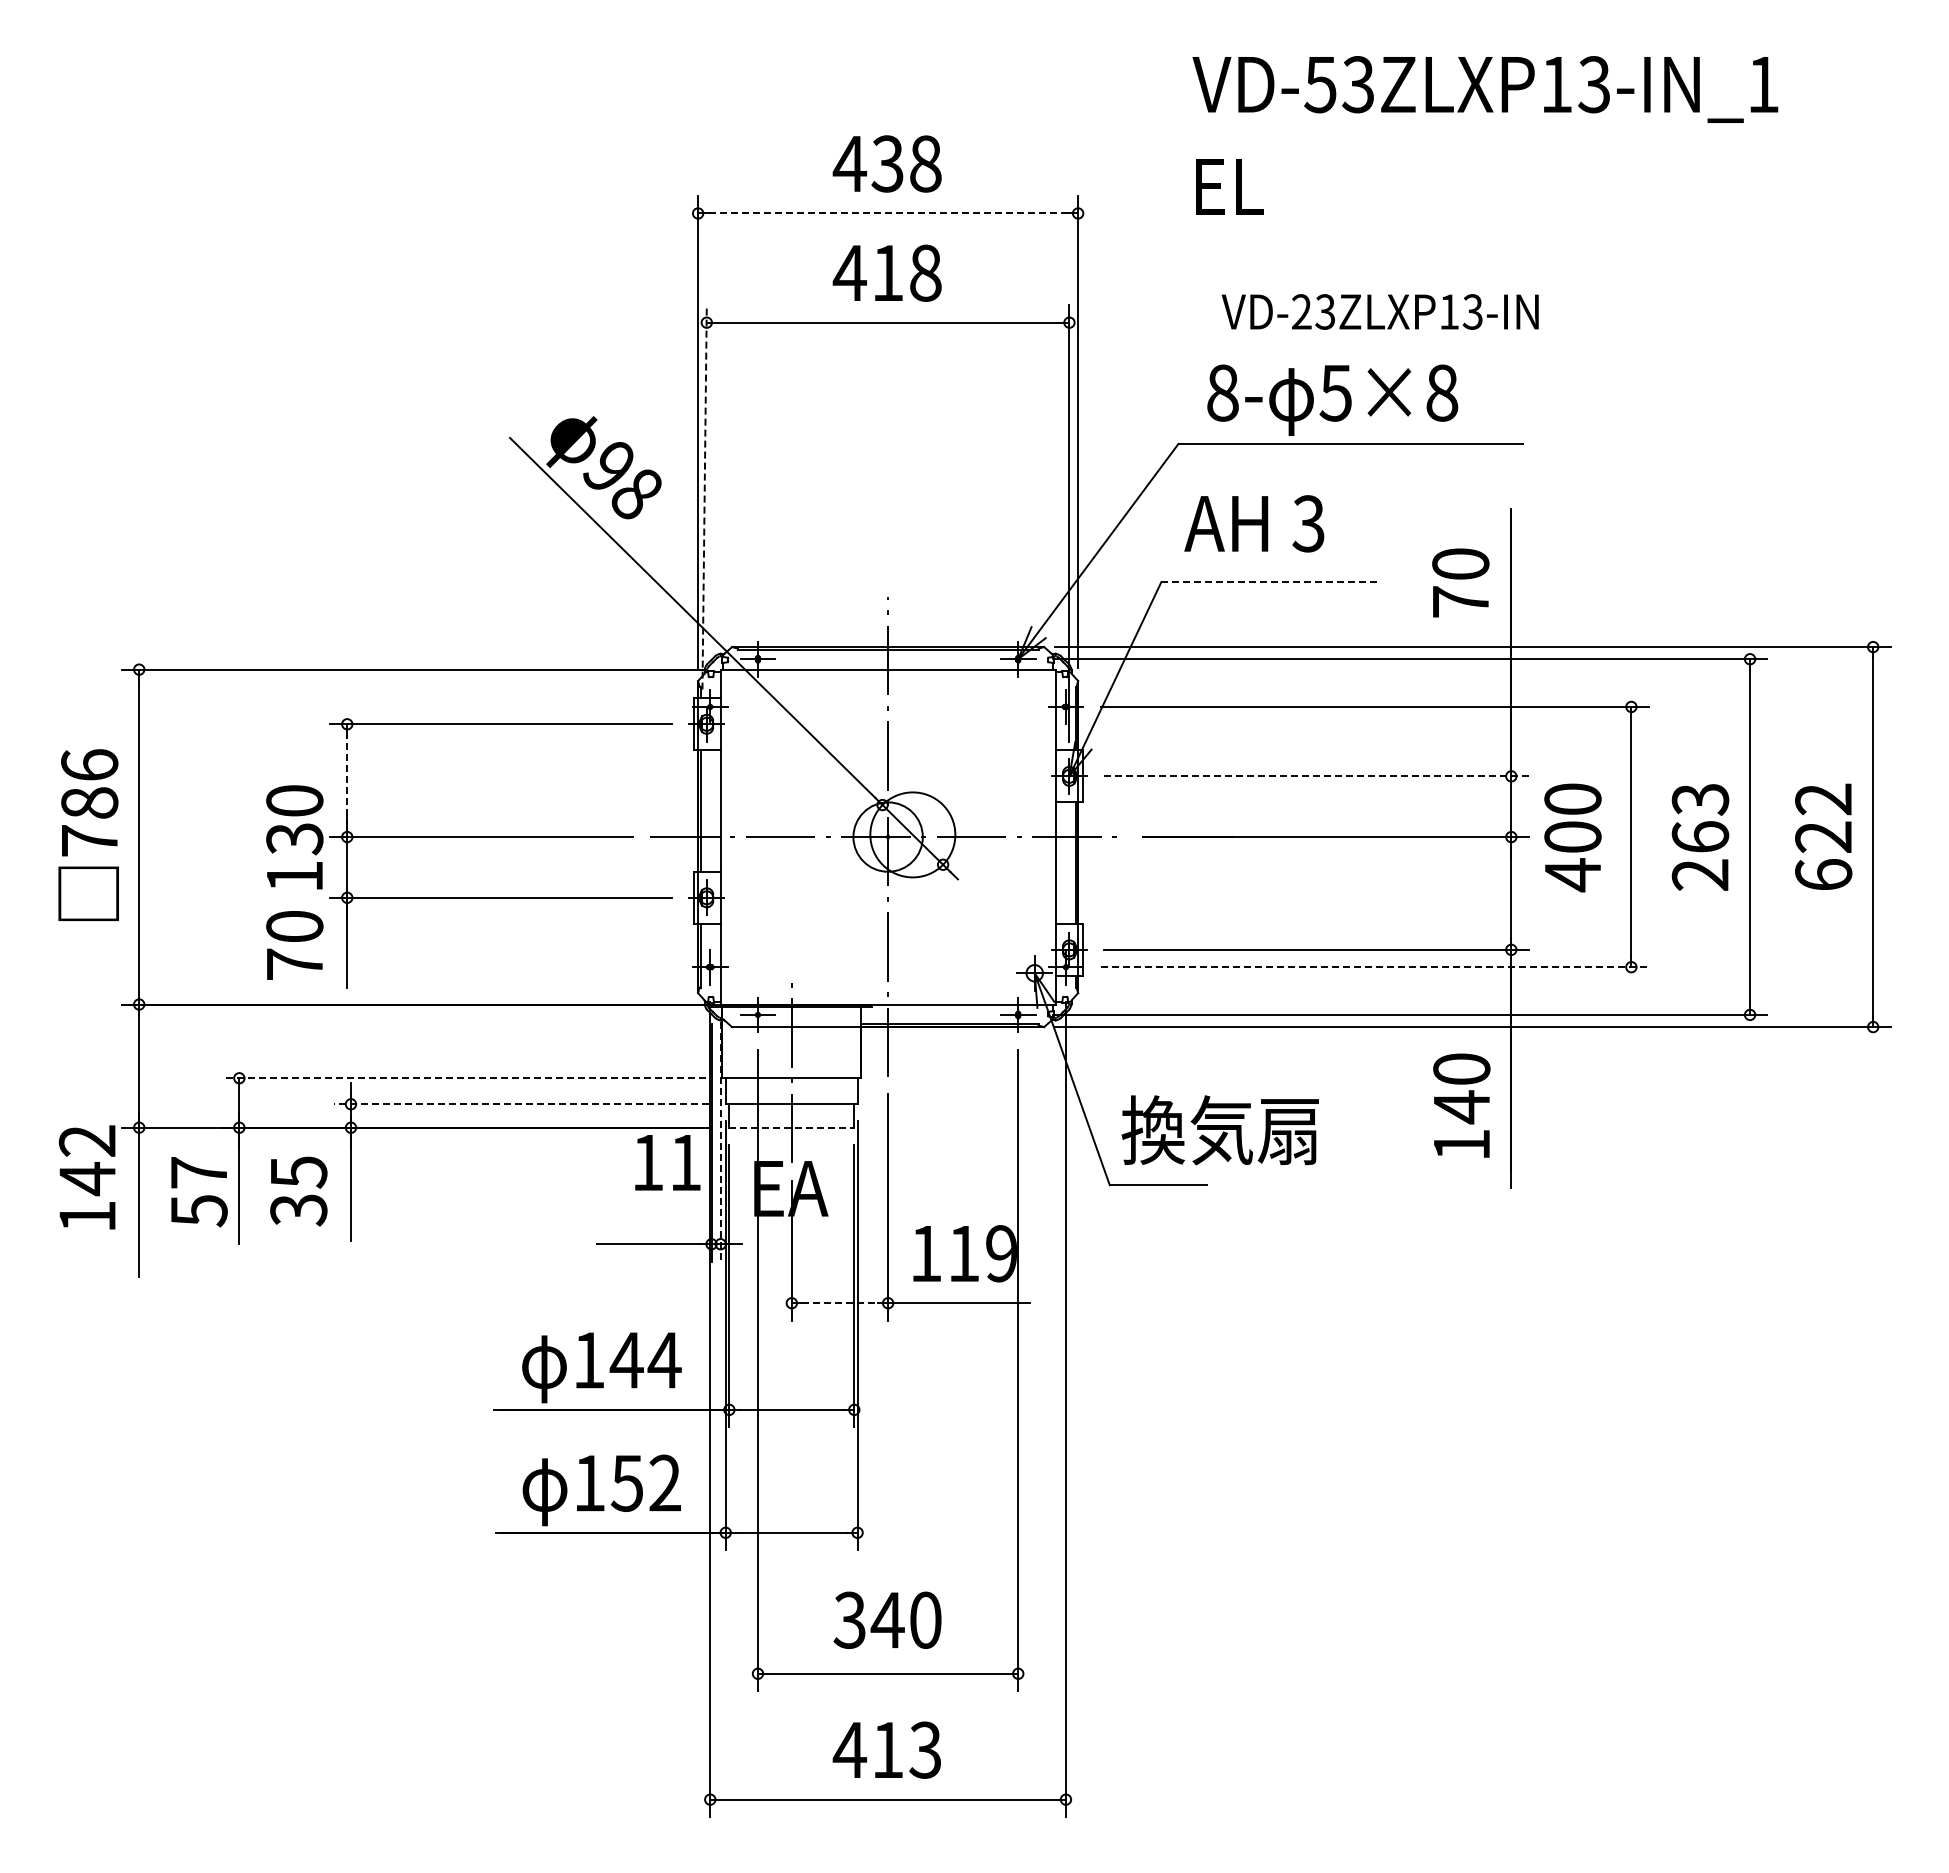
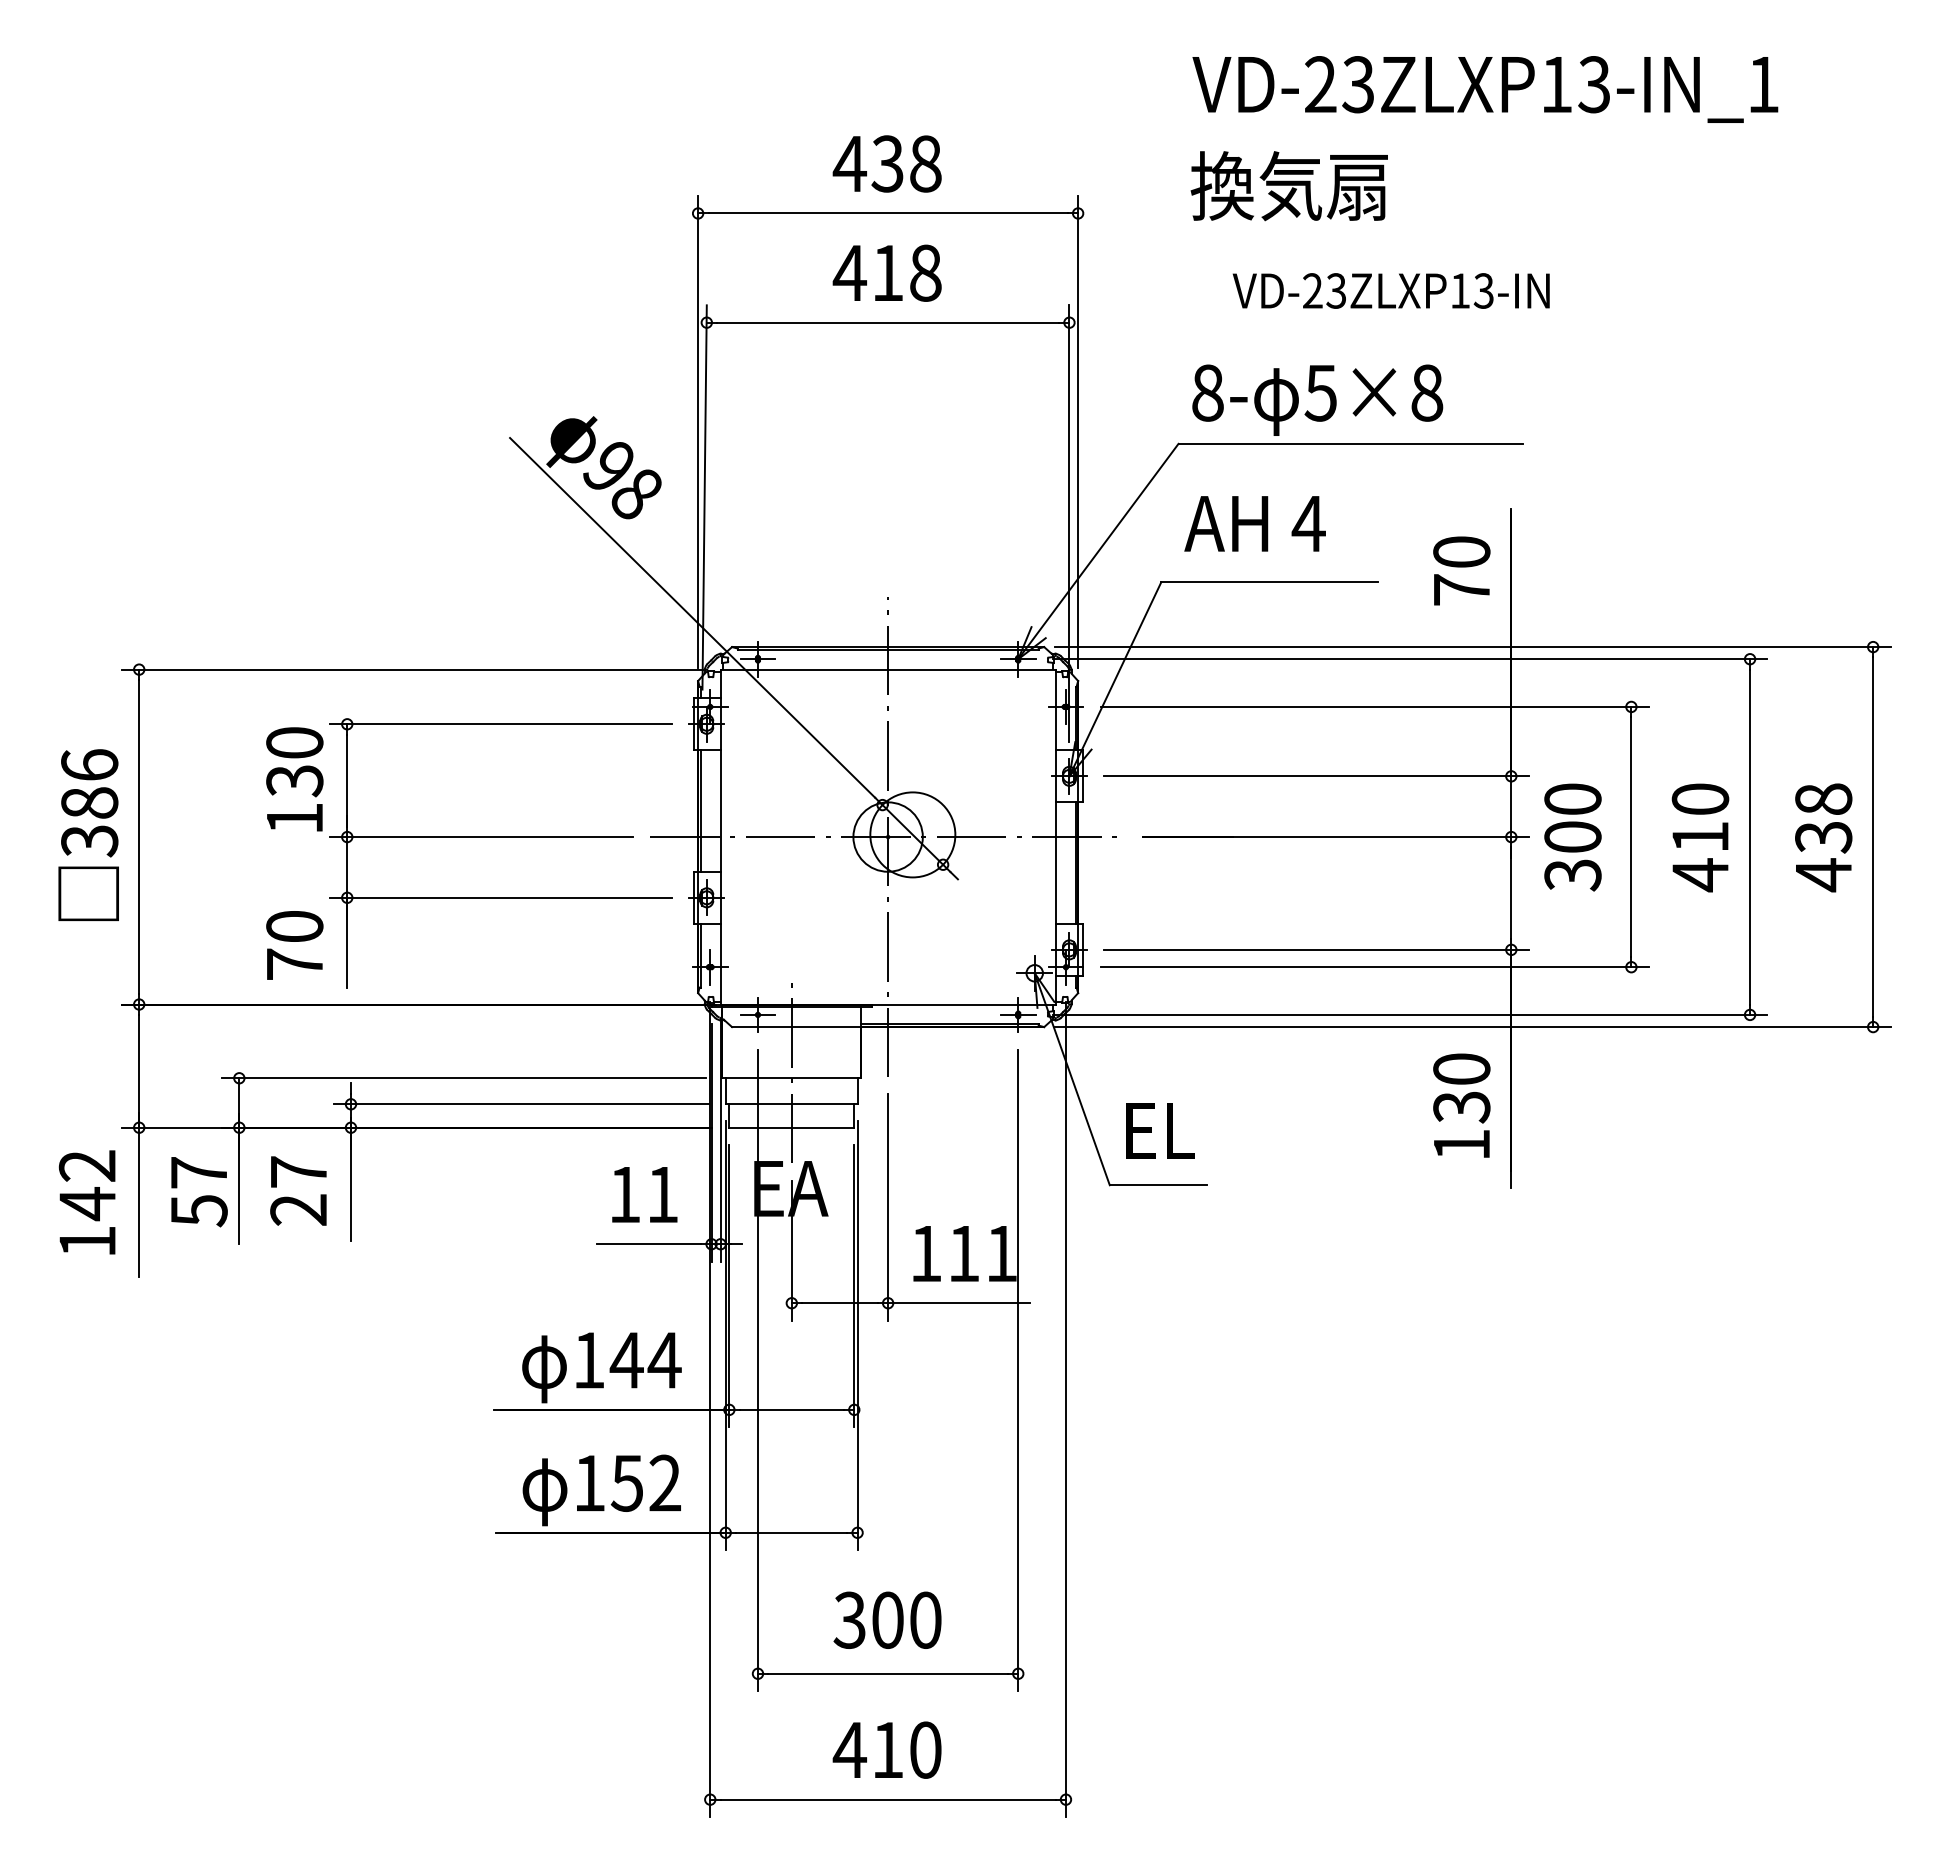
text: VD-53ZLXP13-IN_1 -> VD-23ZLXP13-IN_1 (1320, 84)
text: EL -> 換気扇 (1288, 186)
line: dashed -> solid (888, 213)
text position: (1379, 311) -> (1390, 290) (1390, 290)
text position: (1332, 399) -> (1317, 399) (1317, 399)
line: dashed -> solid (704, 496)
text: 3 -> 4 (1308, 523)
line: dashed -> solid (1269, 582)
text position: (1460, 582) -> (1461, 570) (1461, 570)
line: dashed -> solid (1316, 776)
line: dashed -> solid (347, 780)
text position: (294, 837) -> (294, 779) (294, 779)
text: 263 -> 410 (1700, 837)
text: 622 -> 438 (1823, 837)
text: 786 -> 386 (89, 841)
text: 400 -> 300 (1572, 875)
line: dashed -> solid (1375, 967)
line: dashed -> solid (463, 1078)
line: dashed -> solid (521, 1104)
text: 140 -> 130 (1461, 1107)
line: dashed -> solid (792, 1127)
text: 換気扇 -> EL (1219, 1130)
line: dashed -> solid (720, 1141)
text position: (667, 1162) -> (644, 1194) (644, 1194)
text position: (86, 1177) -> (86, 1202) (86, 1202)
text: 35 -> 27 (298, 1191)
text: 119 -> 111 (1001, 1253)
line: dashed -> solid (839, 1303)
text: 340 -> 300 (887, 1619)
text: 413 -> 410 (925, 1749)
